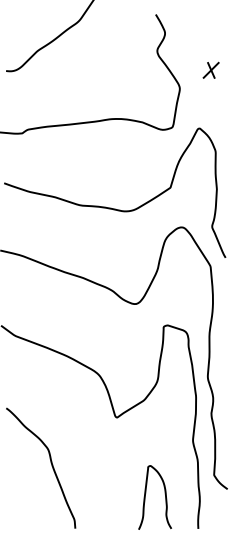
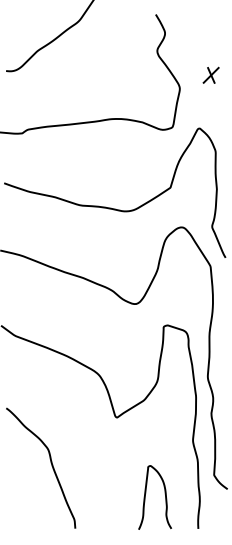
part position: (210, 69) -> (210, 74) (210, 74)
